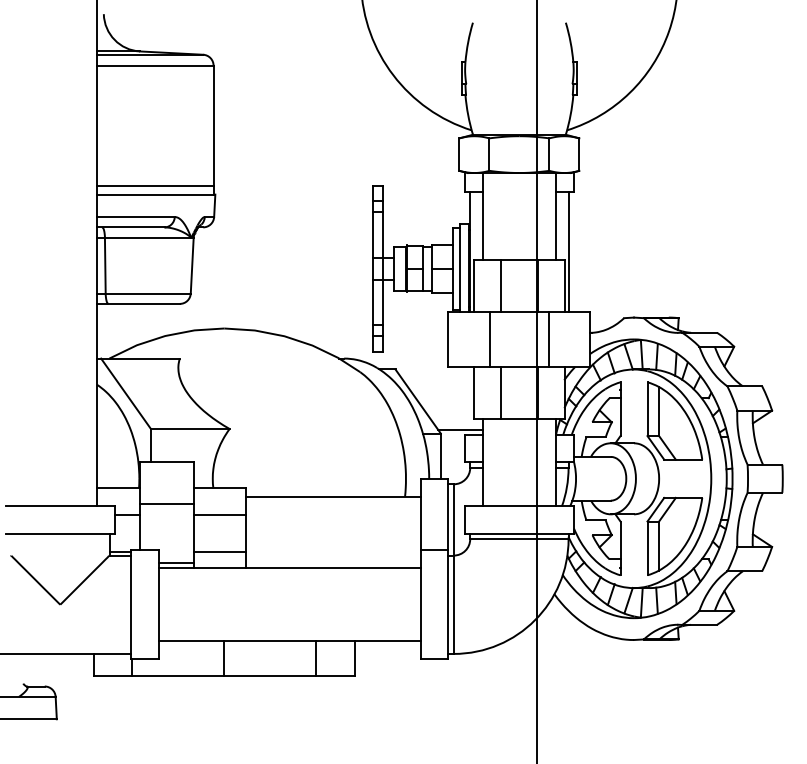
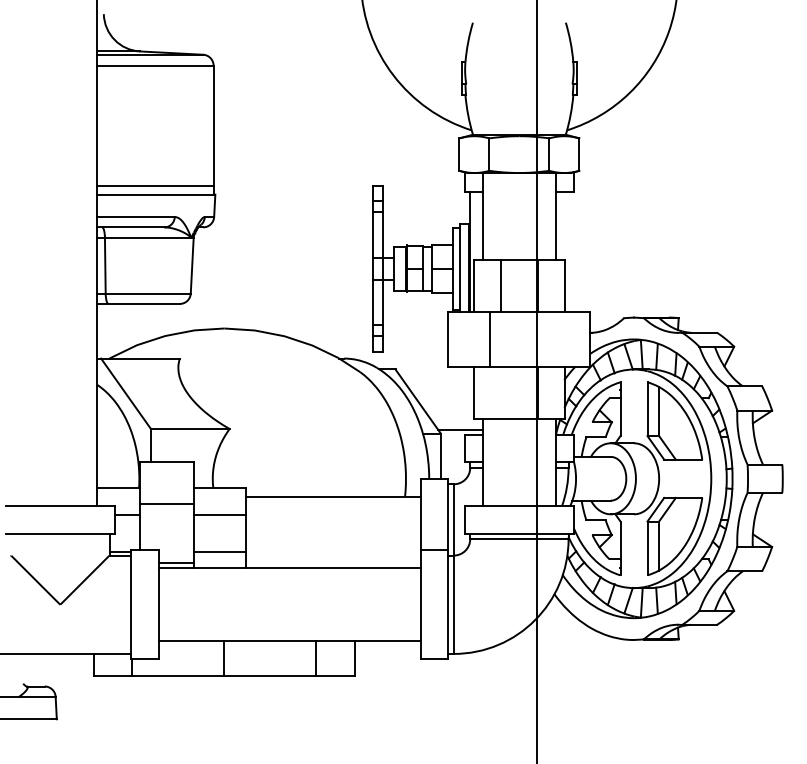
line: present -> none (568, 252)
line: present -> none (548, 339)
line: present -> none (500, 392)
